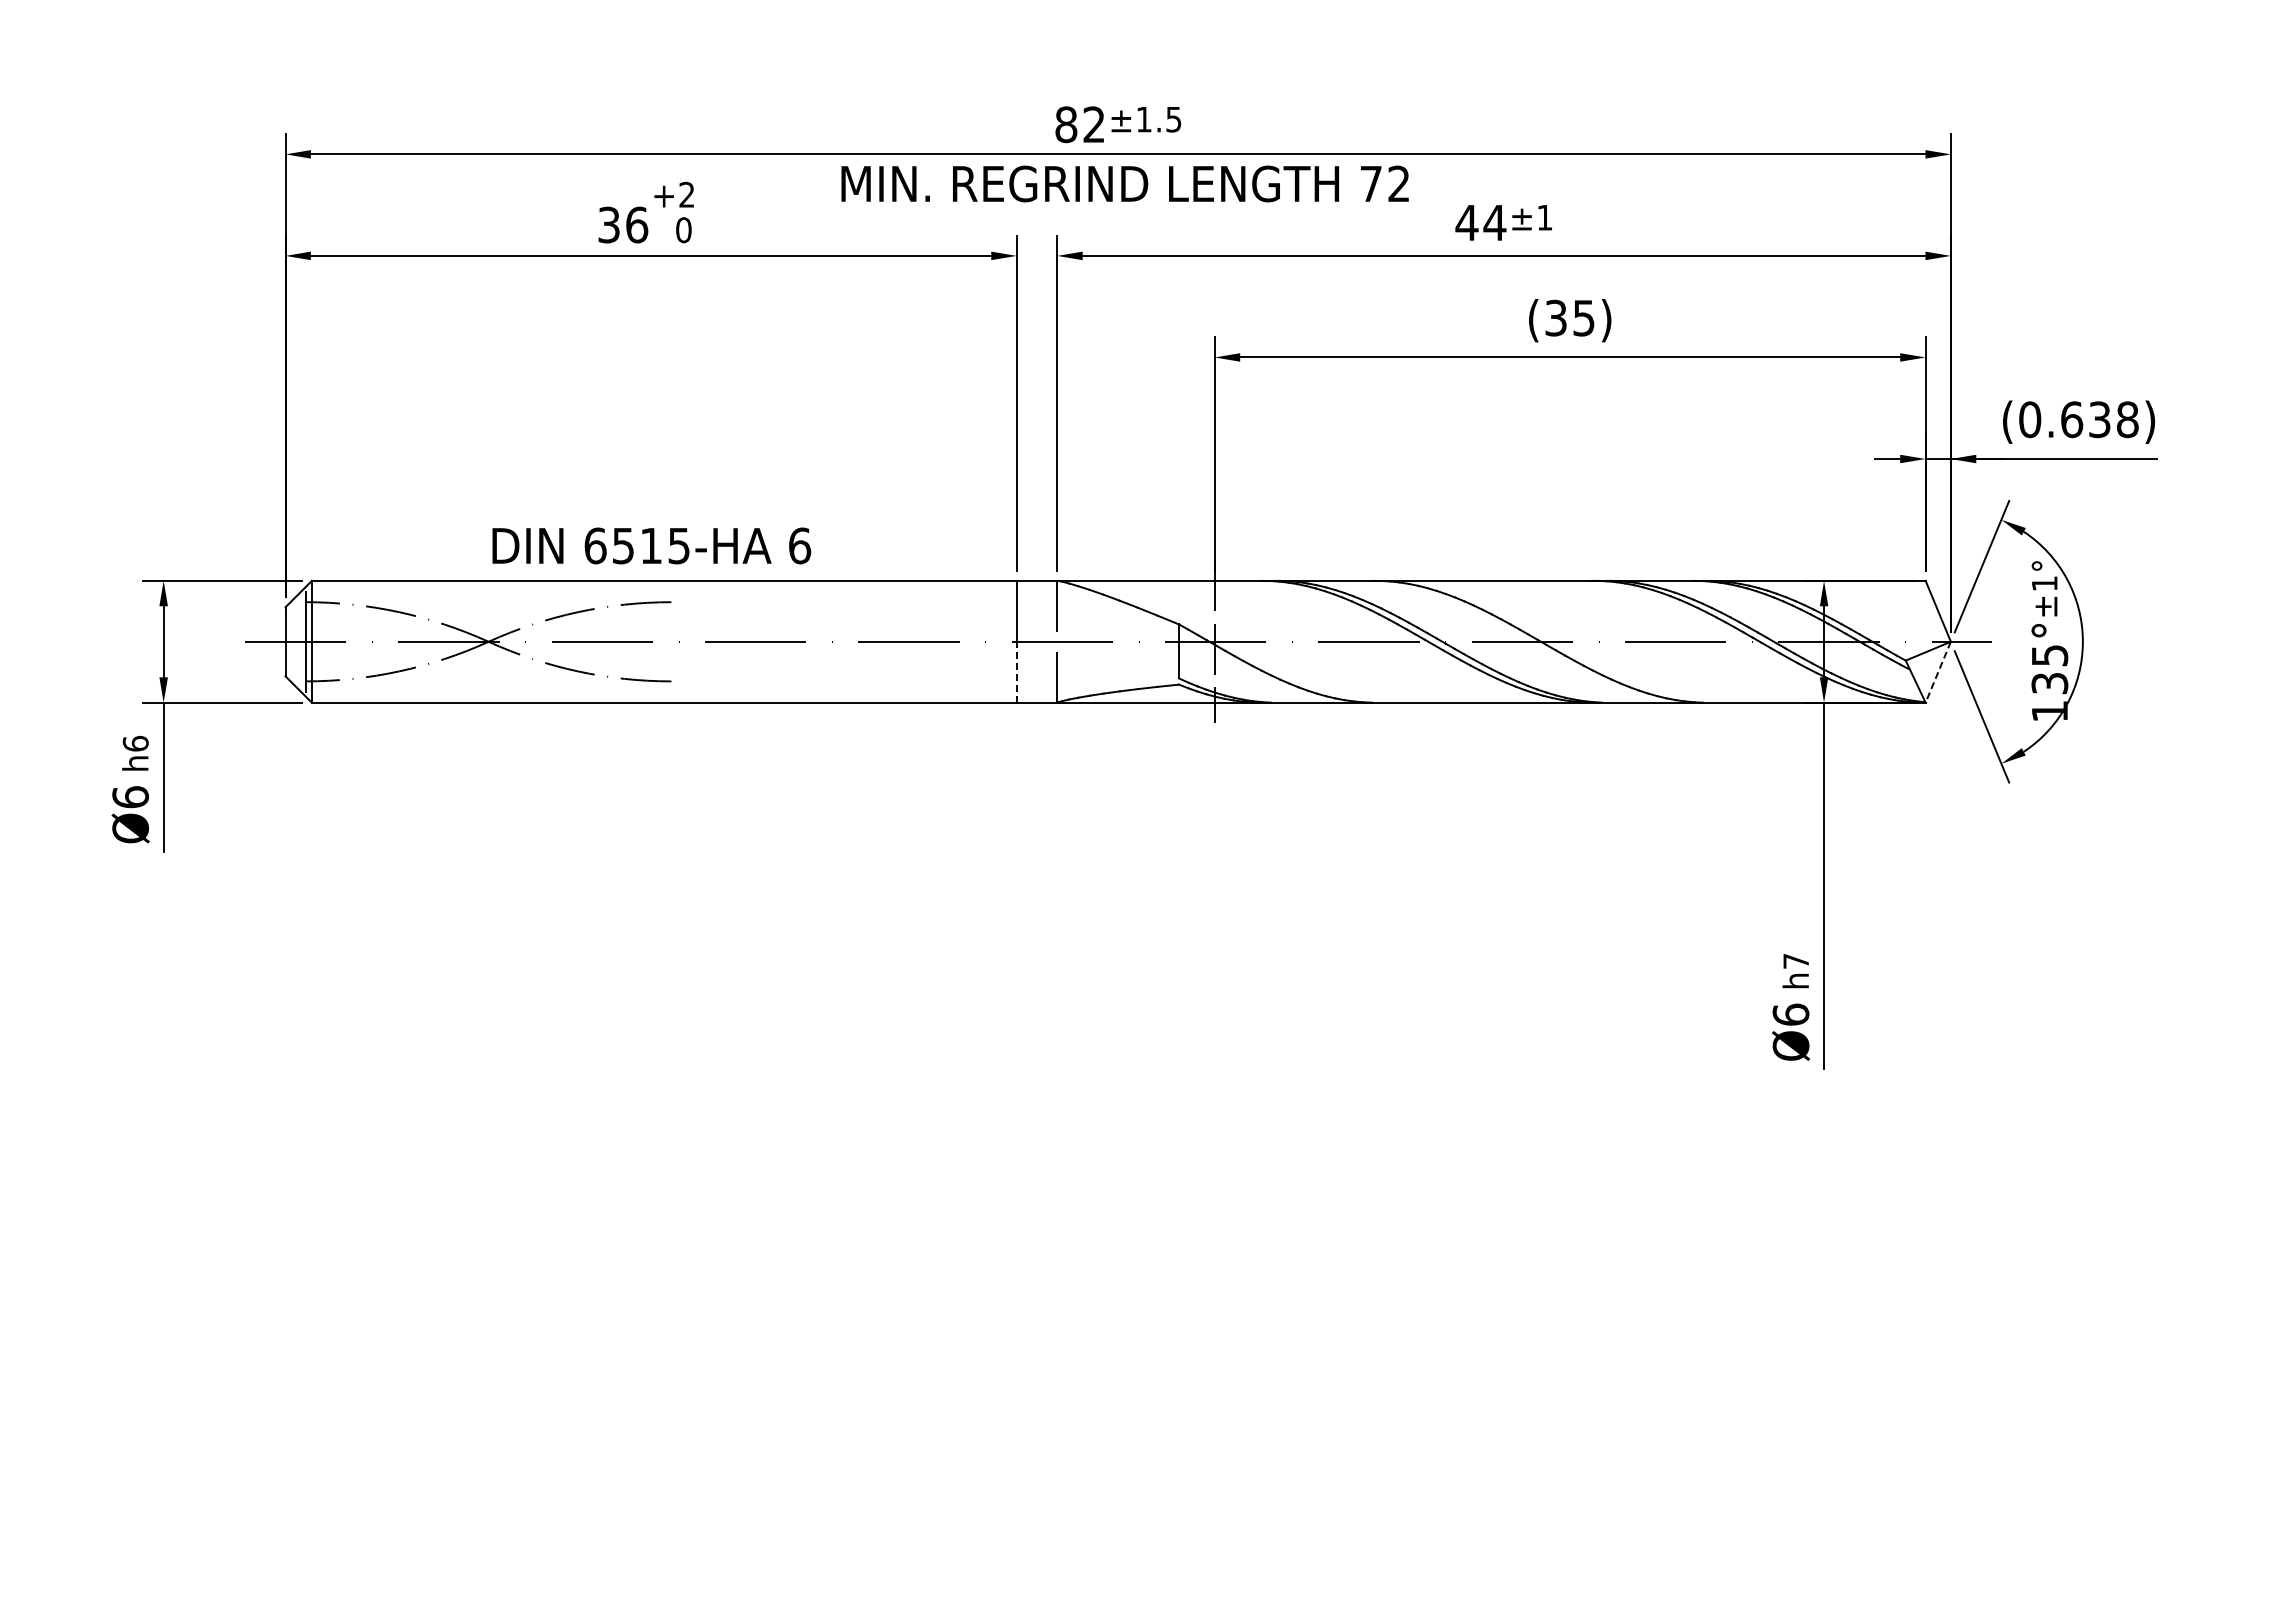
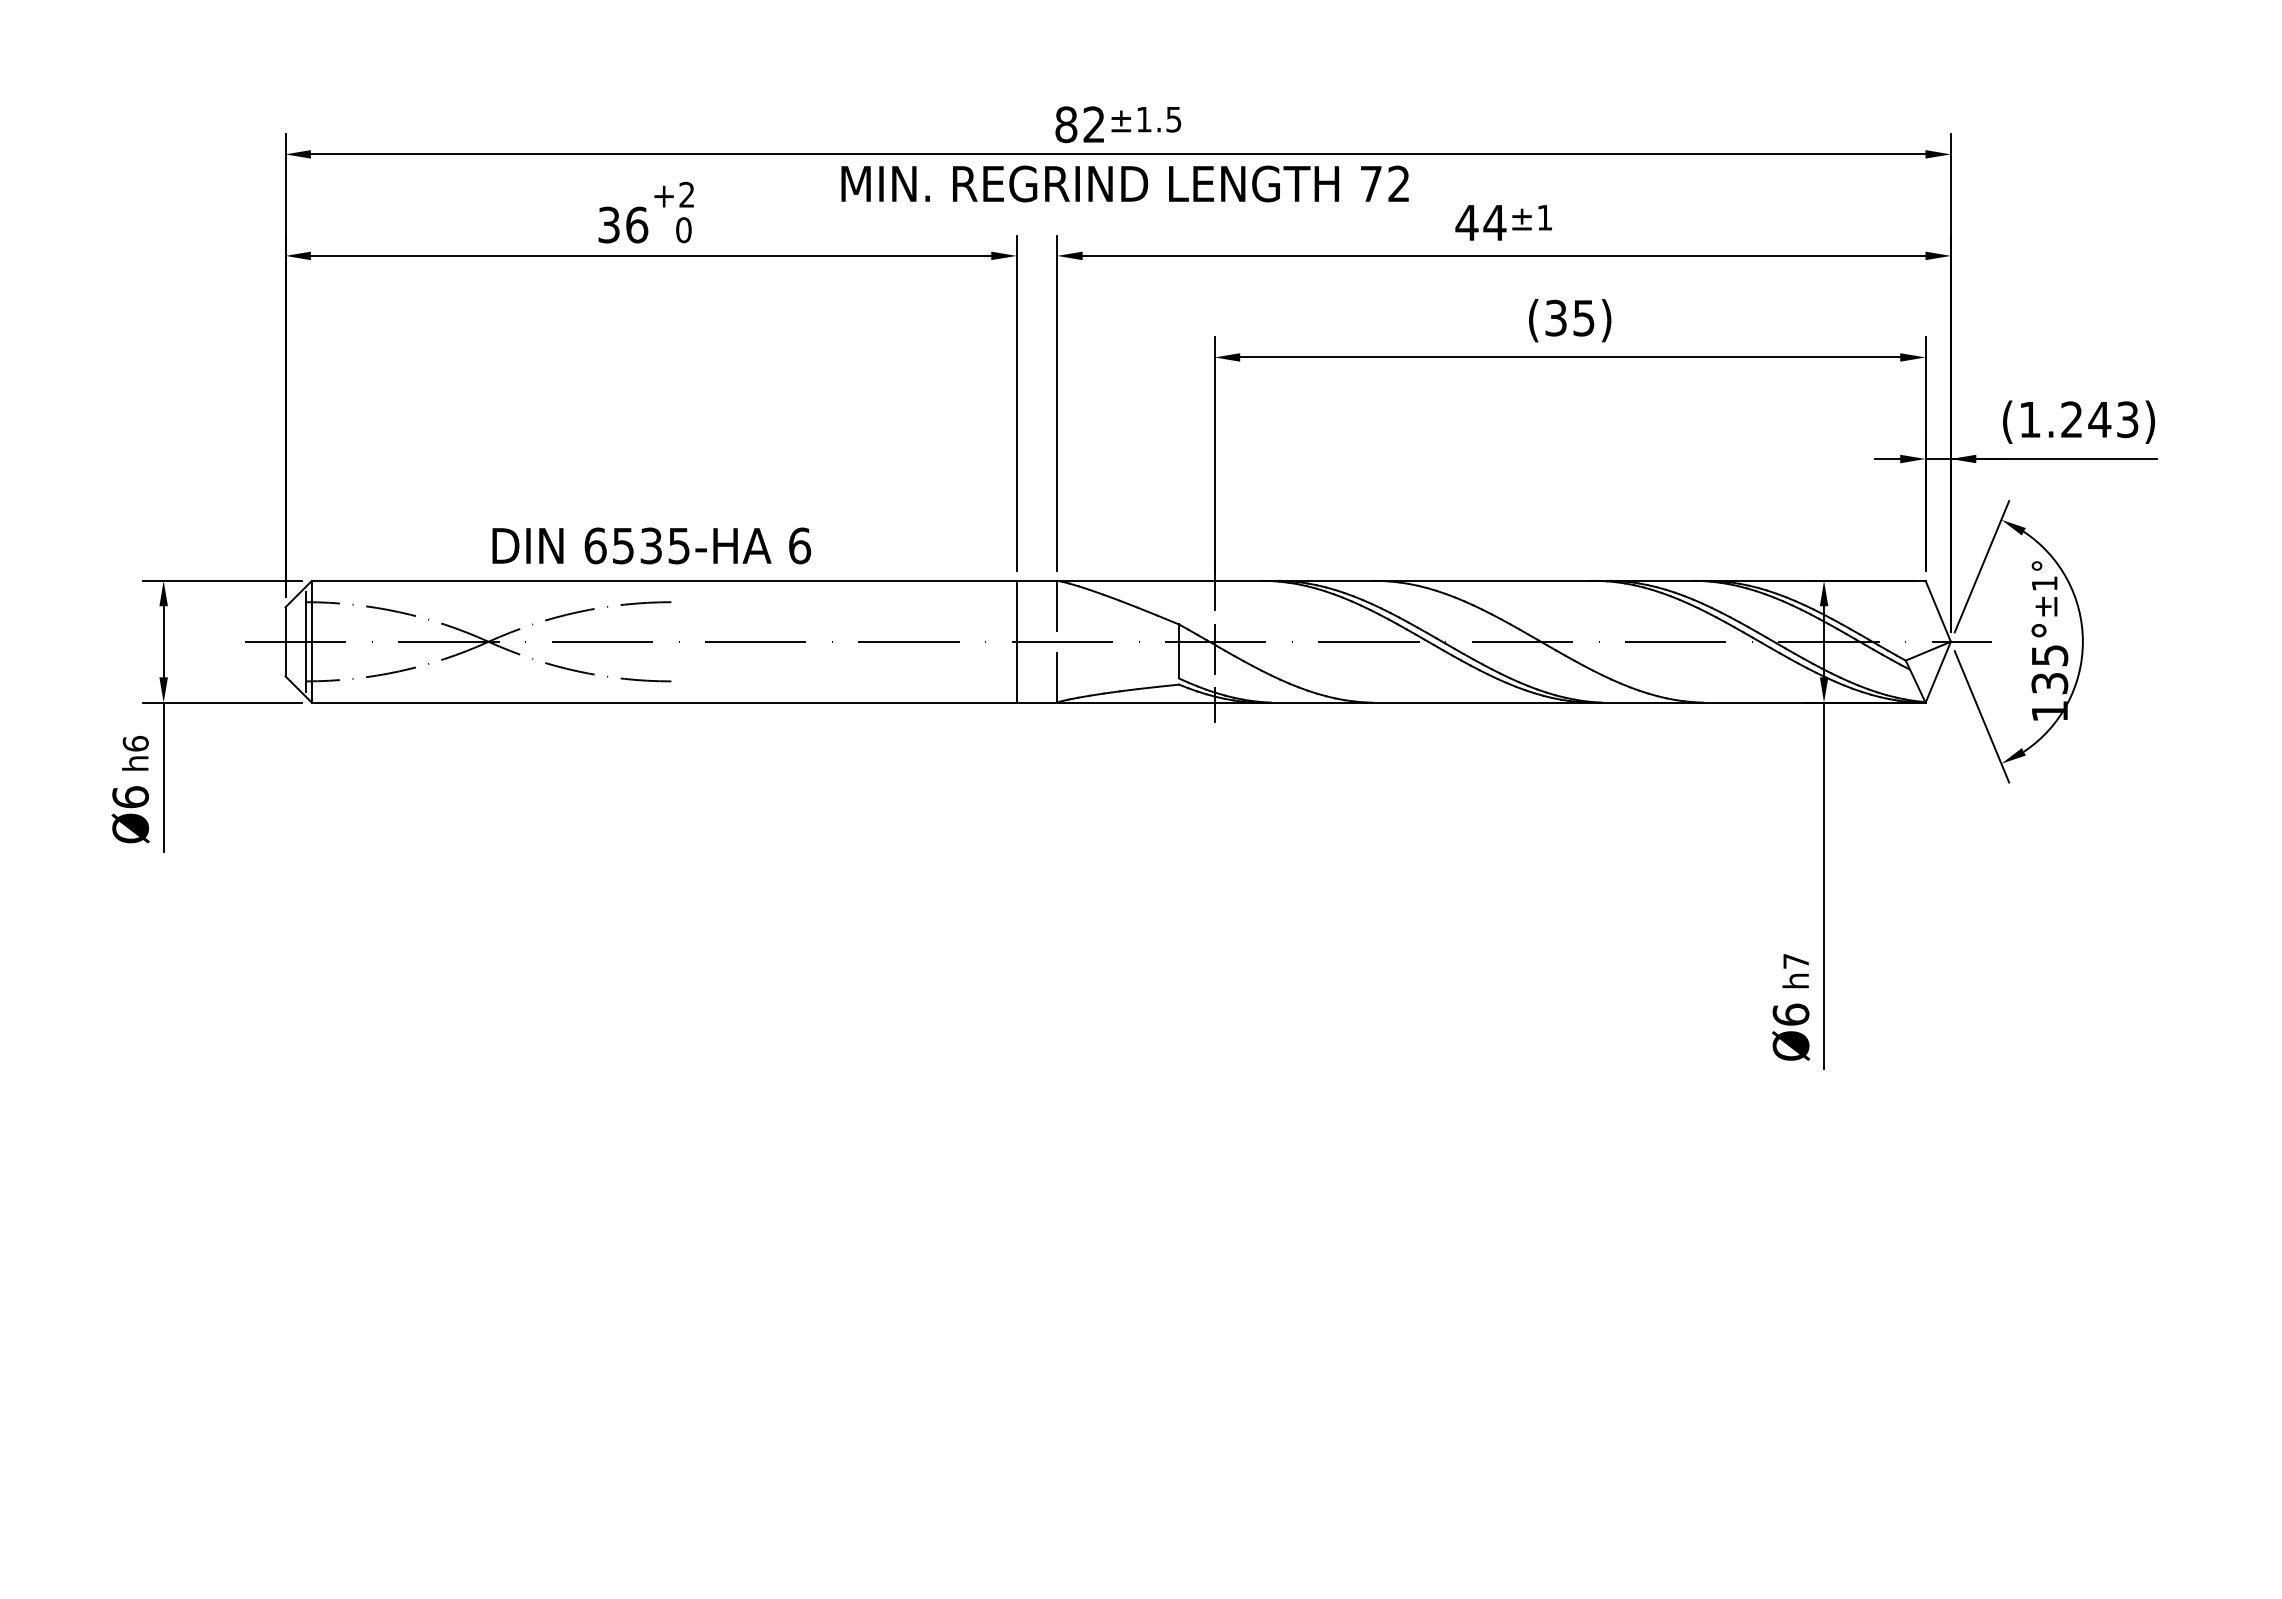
text: (0.638) -> (1.243) (2078, 419)
text: 6515-HA -> 6535-HA (650, 545)
line: dashed -> solid (1016, 671)
line: dashed -> solid (1938, 672)
